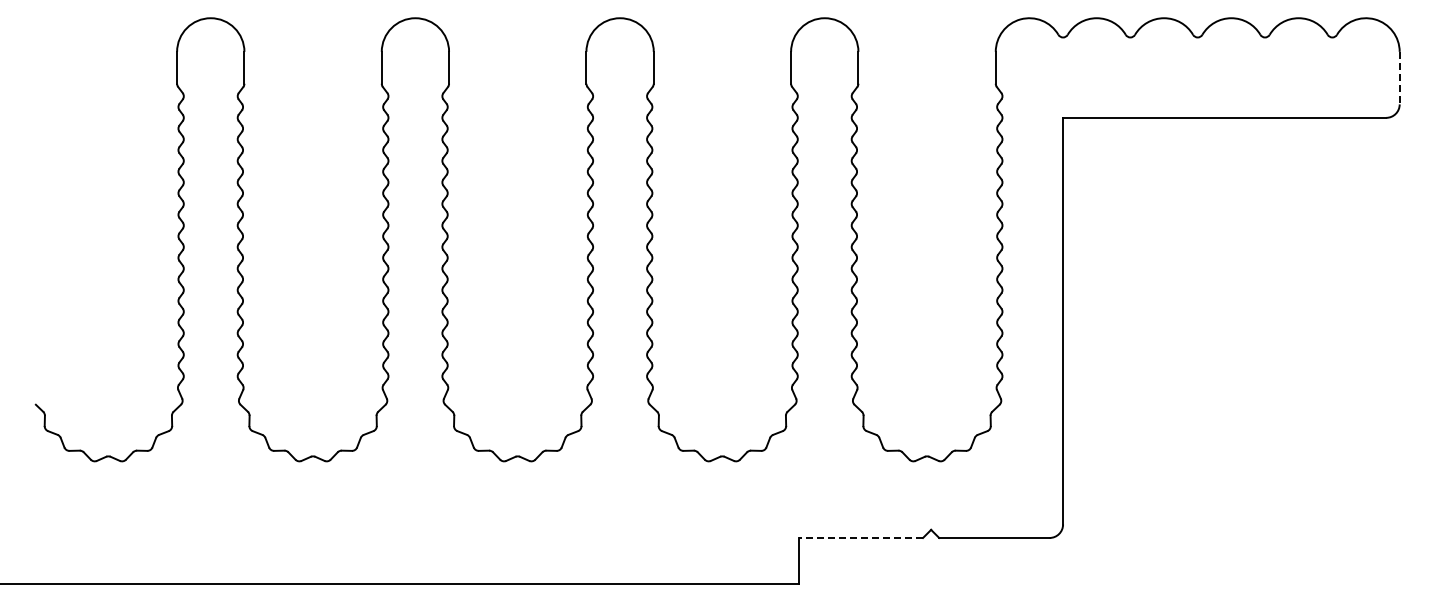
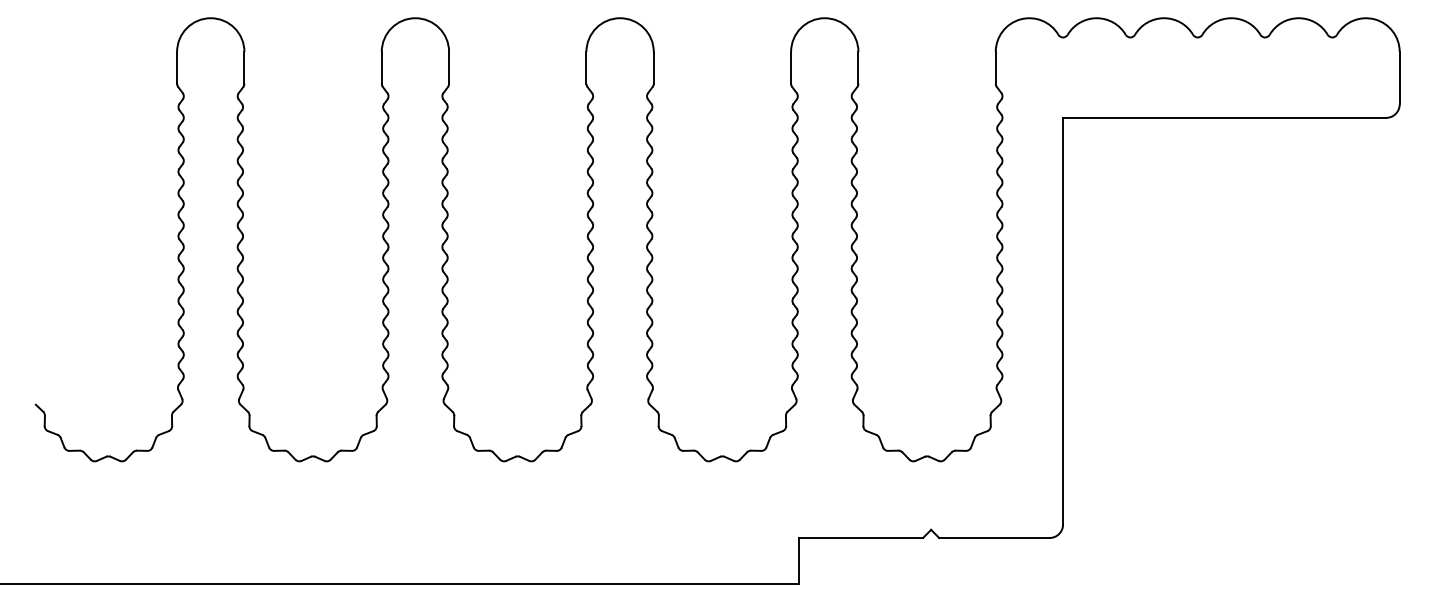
line: dashed -> solid (1399, 78)
line: dashed -> solid (861, 537)
